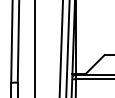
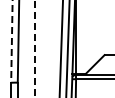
line: solid -> dashed (11, 41)
line: solid -> dashed (35, 49)
